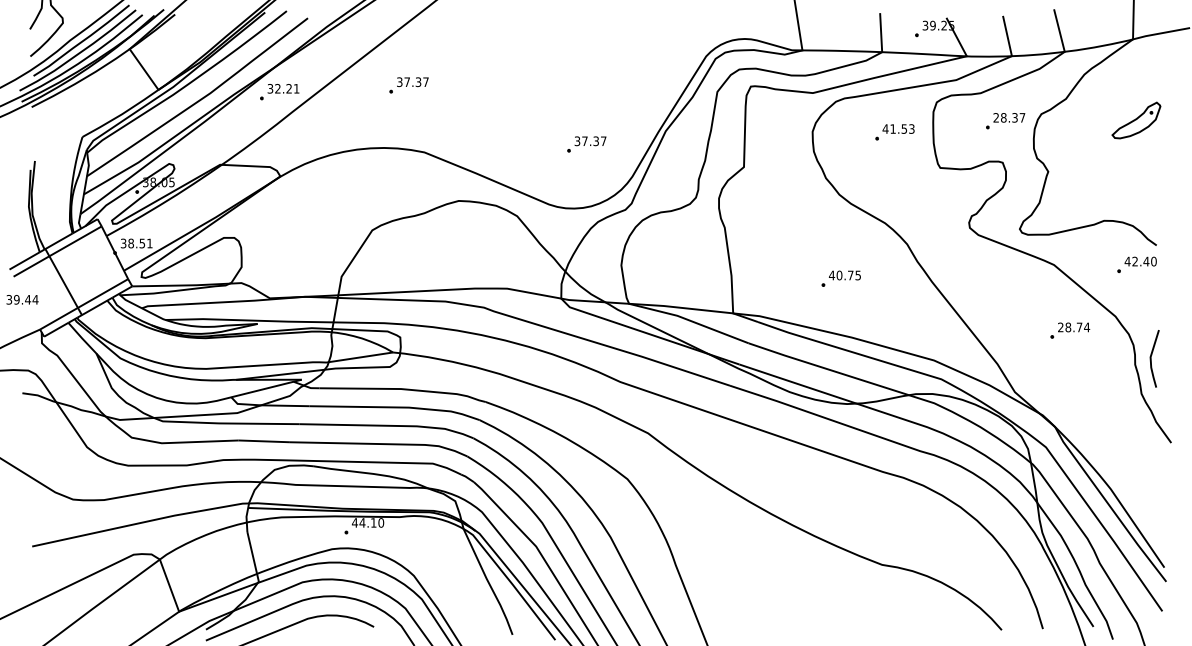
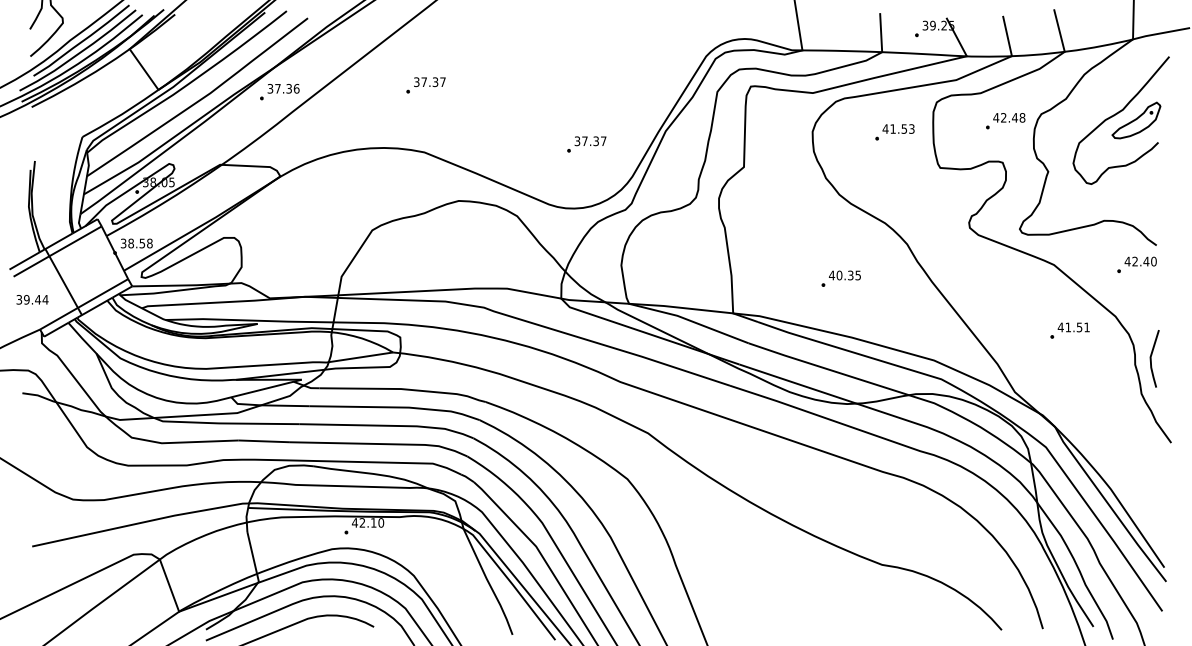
part position: (408, 85) -> (425, 85) (425, 85)
text: 32.21 -> 37.36 (287, 88)
curve: none -> present (1117, 114)
text: 28.37 -> 42.48 (1009, 117)
text: 38.51 -> 38.58 (149, 243)
text: 40.75 -> 40.35 (850, 275)
text position: (22, 299) -> (32, 299) (32, 299)
text: 28.74 -> 41.51 (1073, 327)
text: 44.10 -> 42.10 (362, 522)
